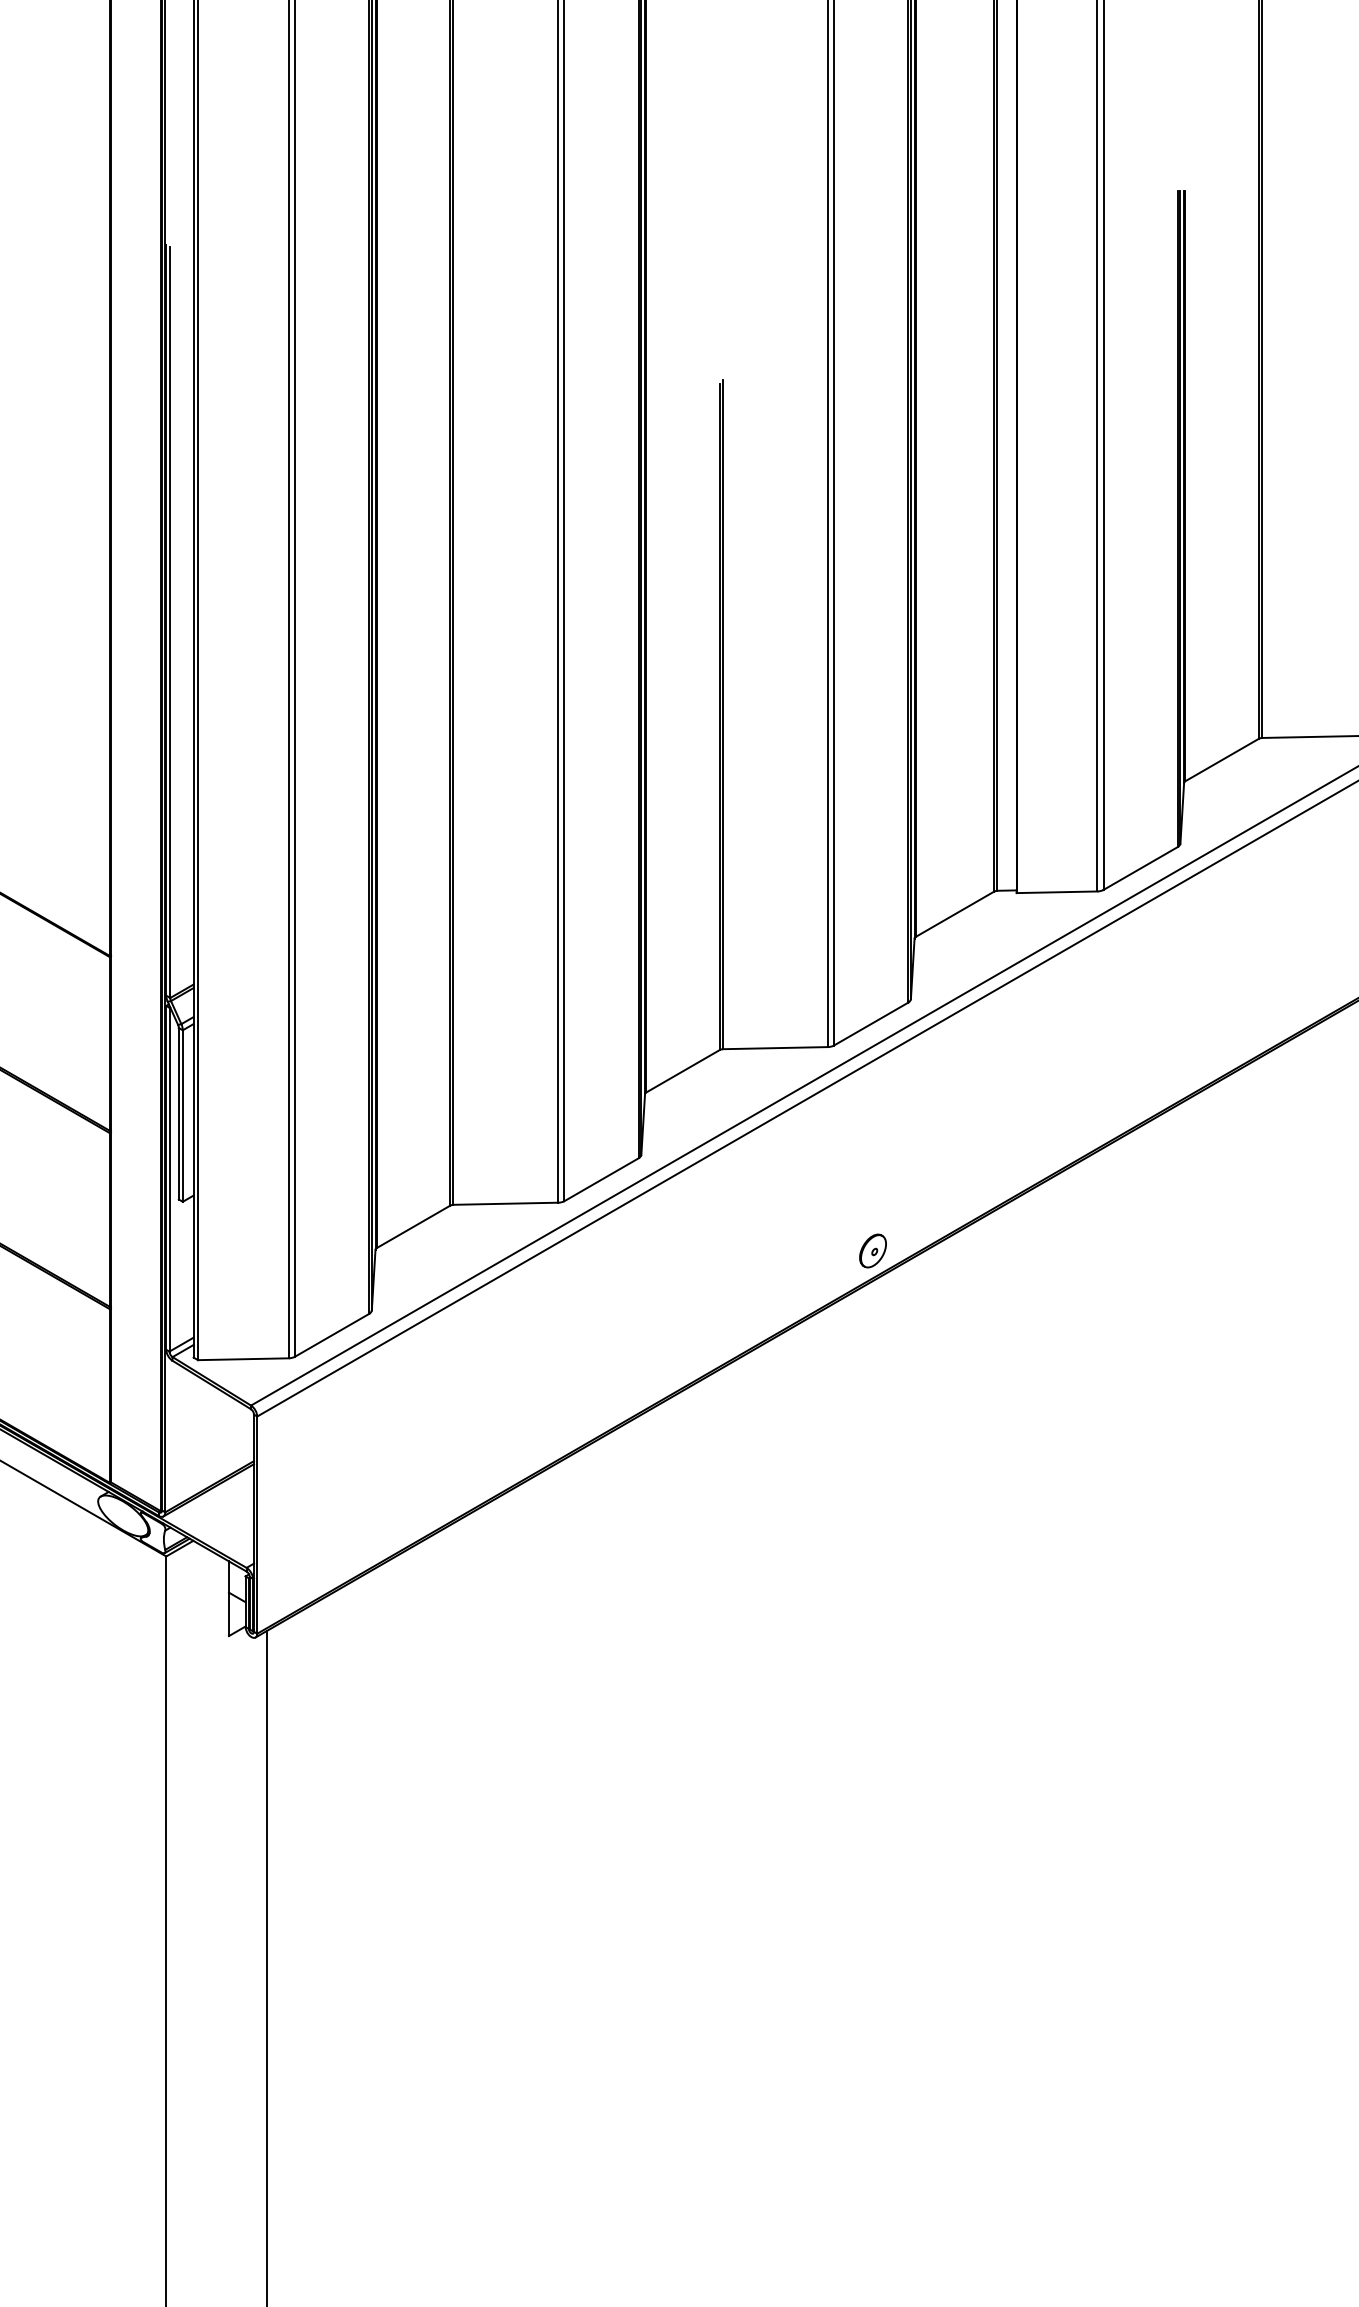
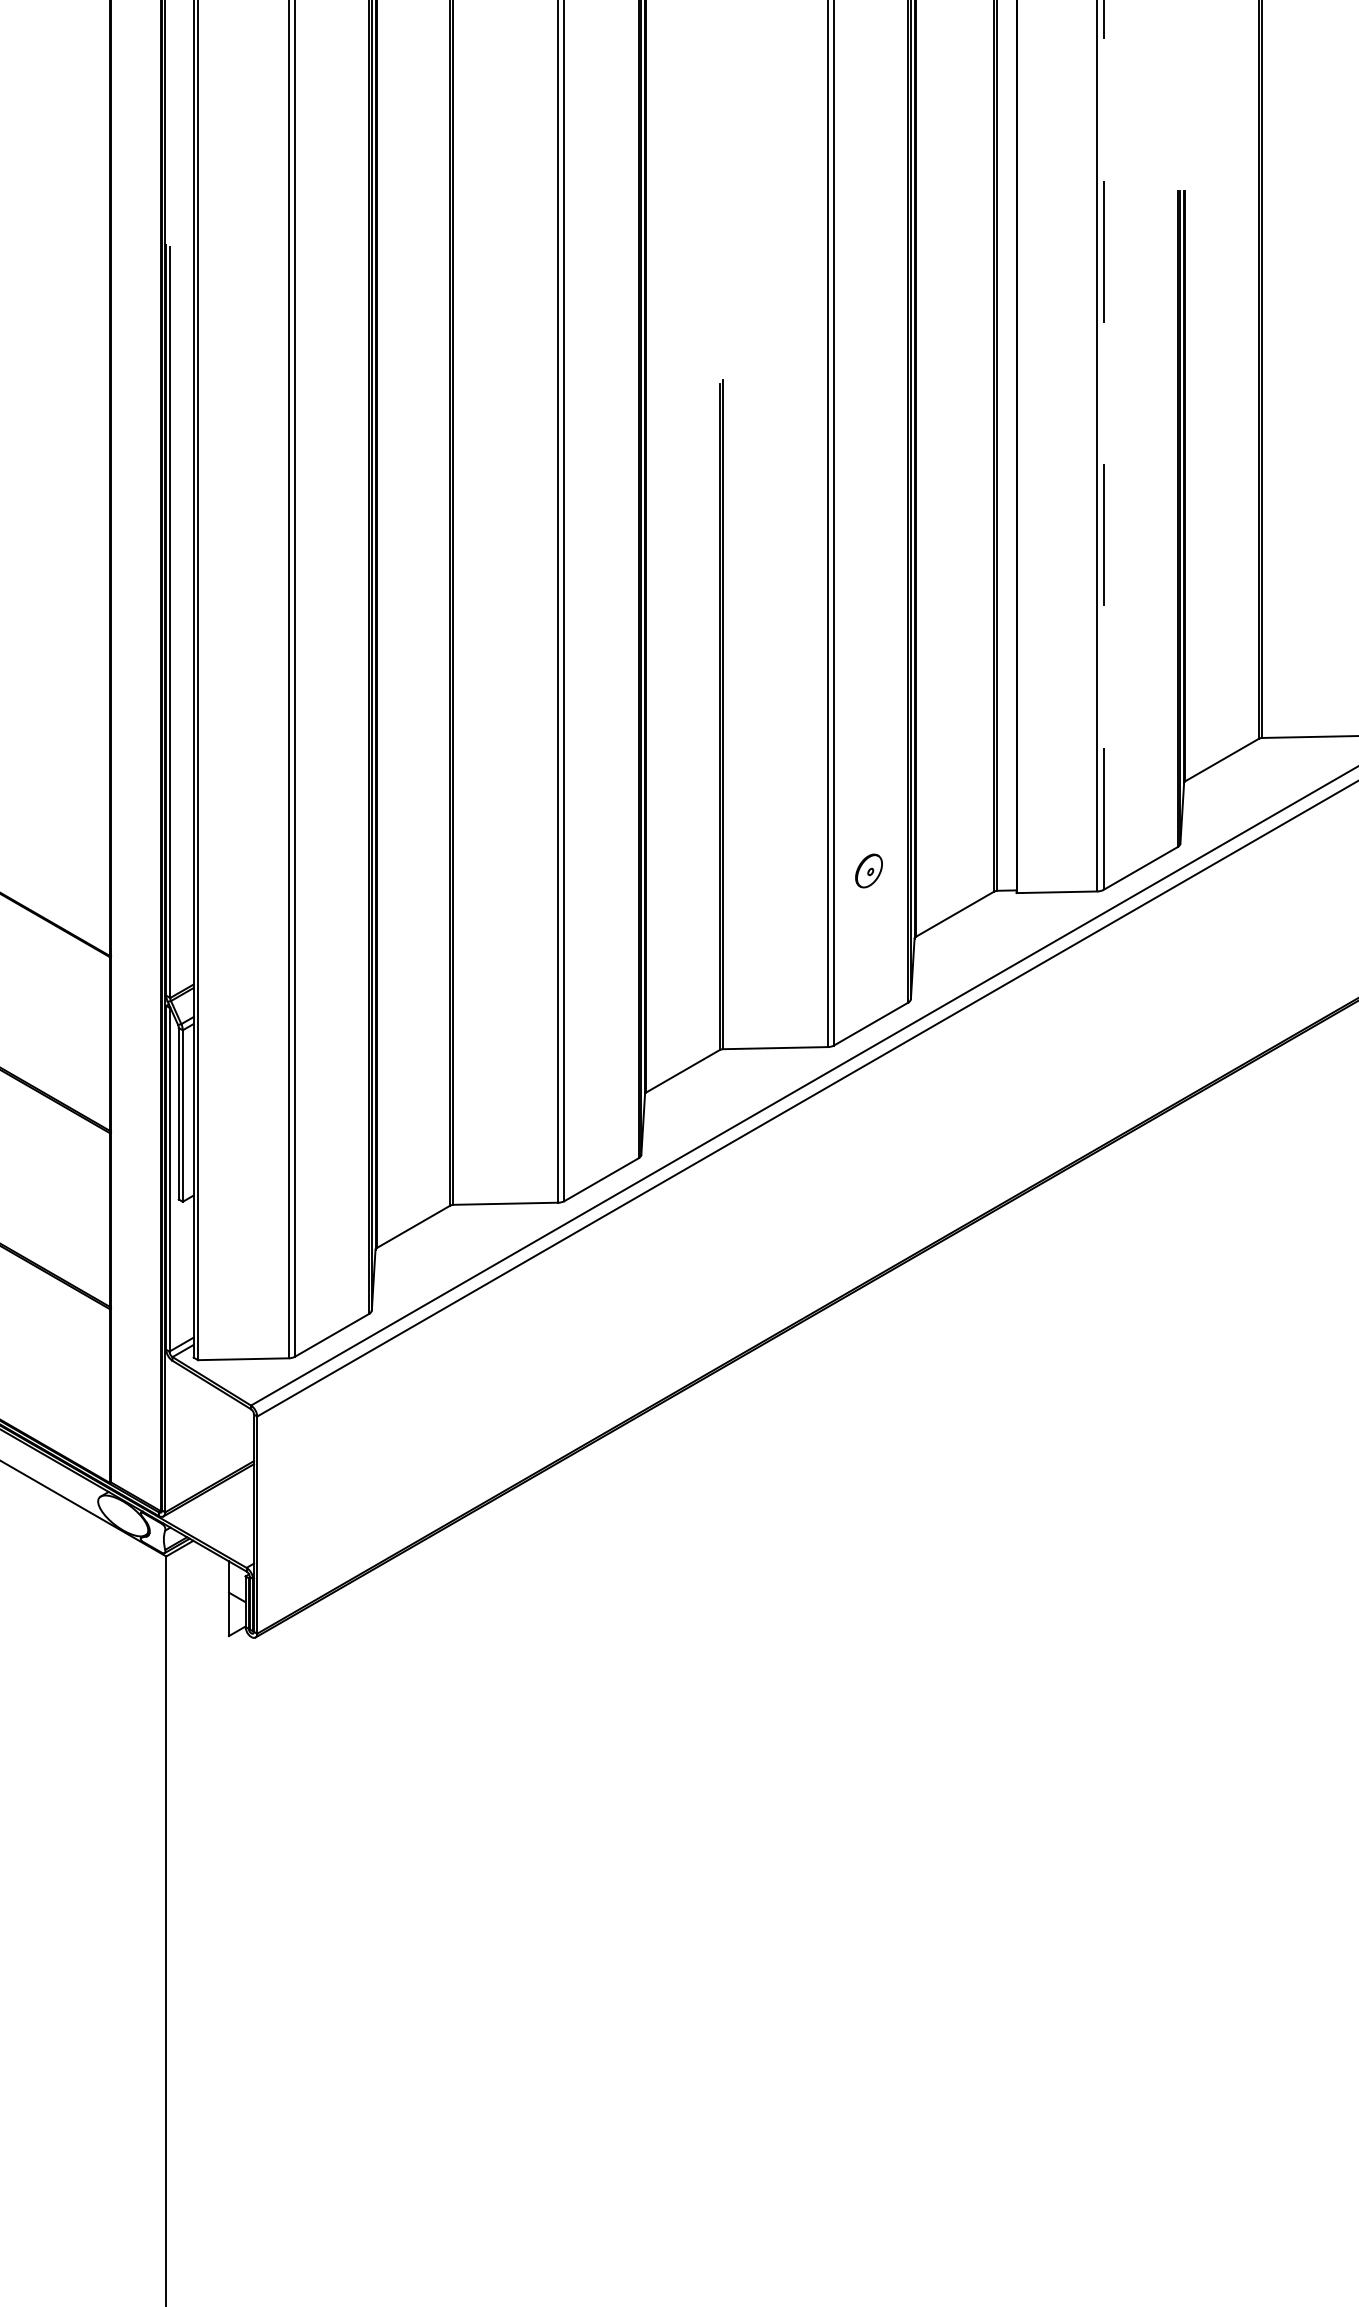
line: solid -> dashed (1103, 444)
part position: (872, 1250) -> (868, 870) (868, 870)
line: present -> none (266, 1967)
